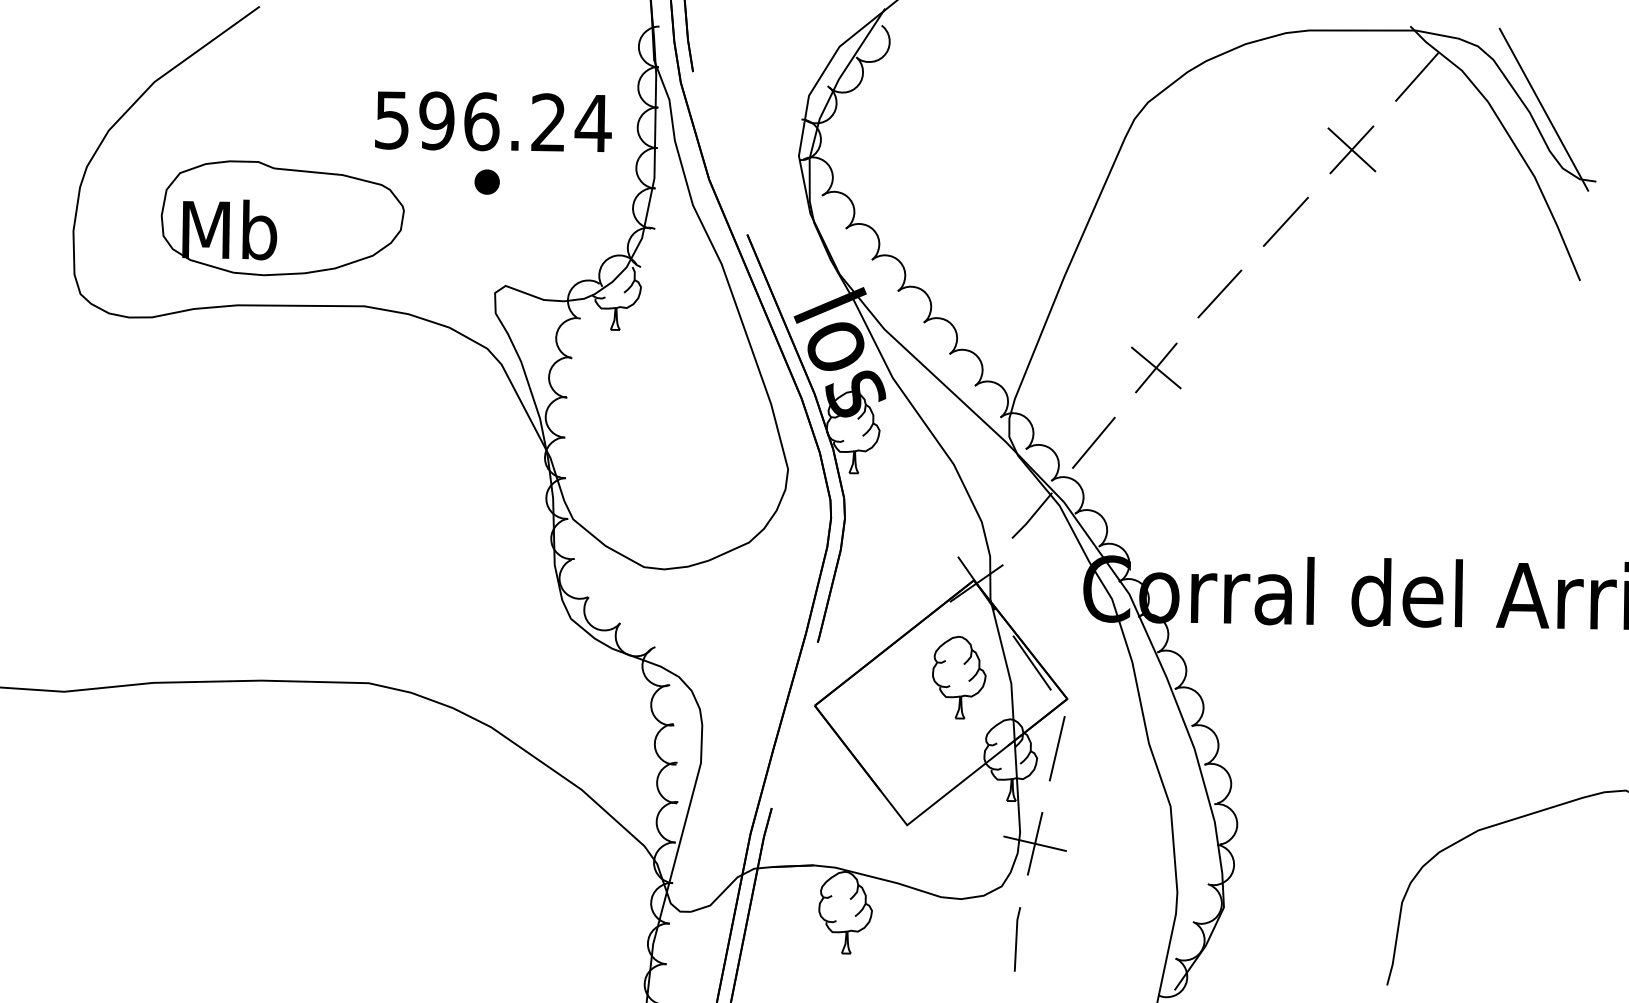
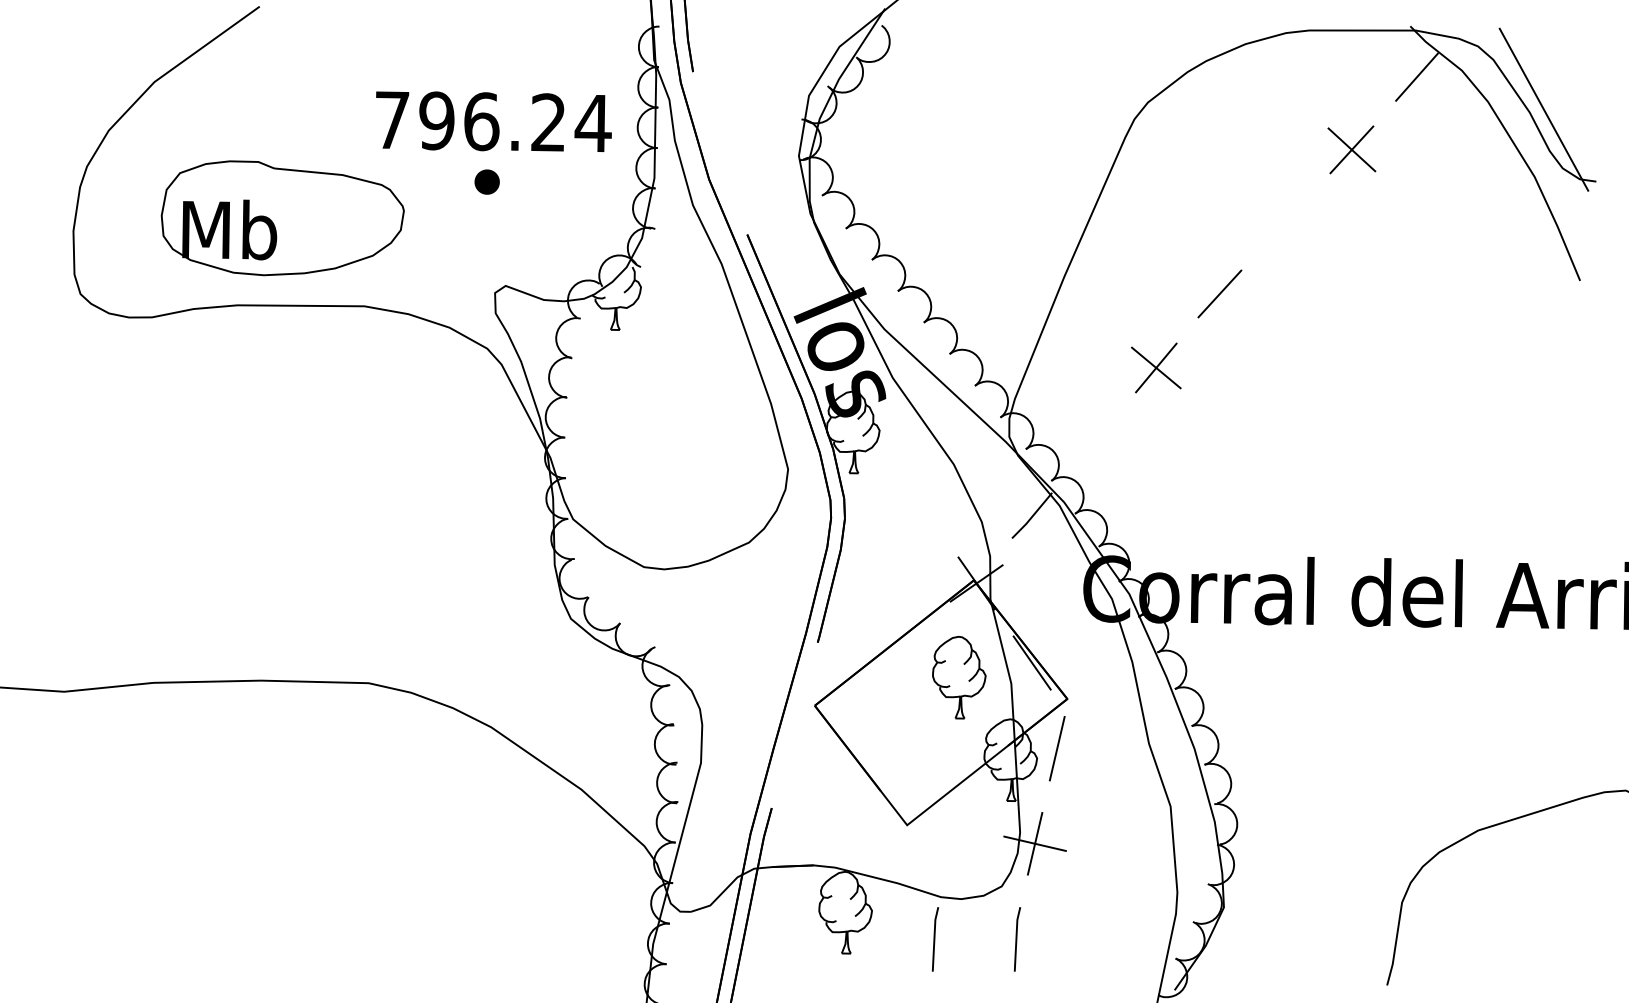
text: 596.24 -> 796.24 (392, 120)
line: present -> none (1285, 221)
line: present -> none (1093, 442)
line: none -> present (935, 939)
